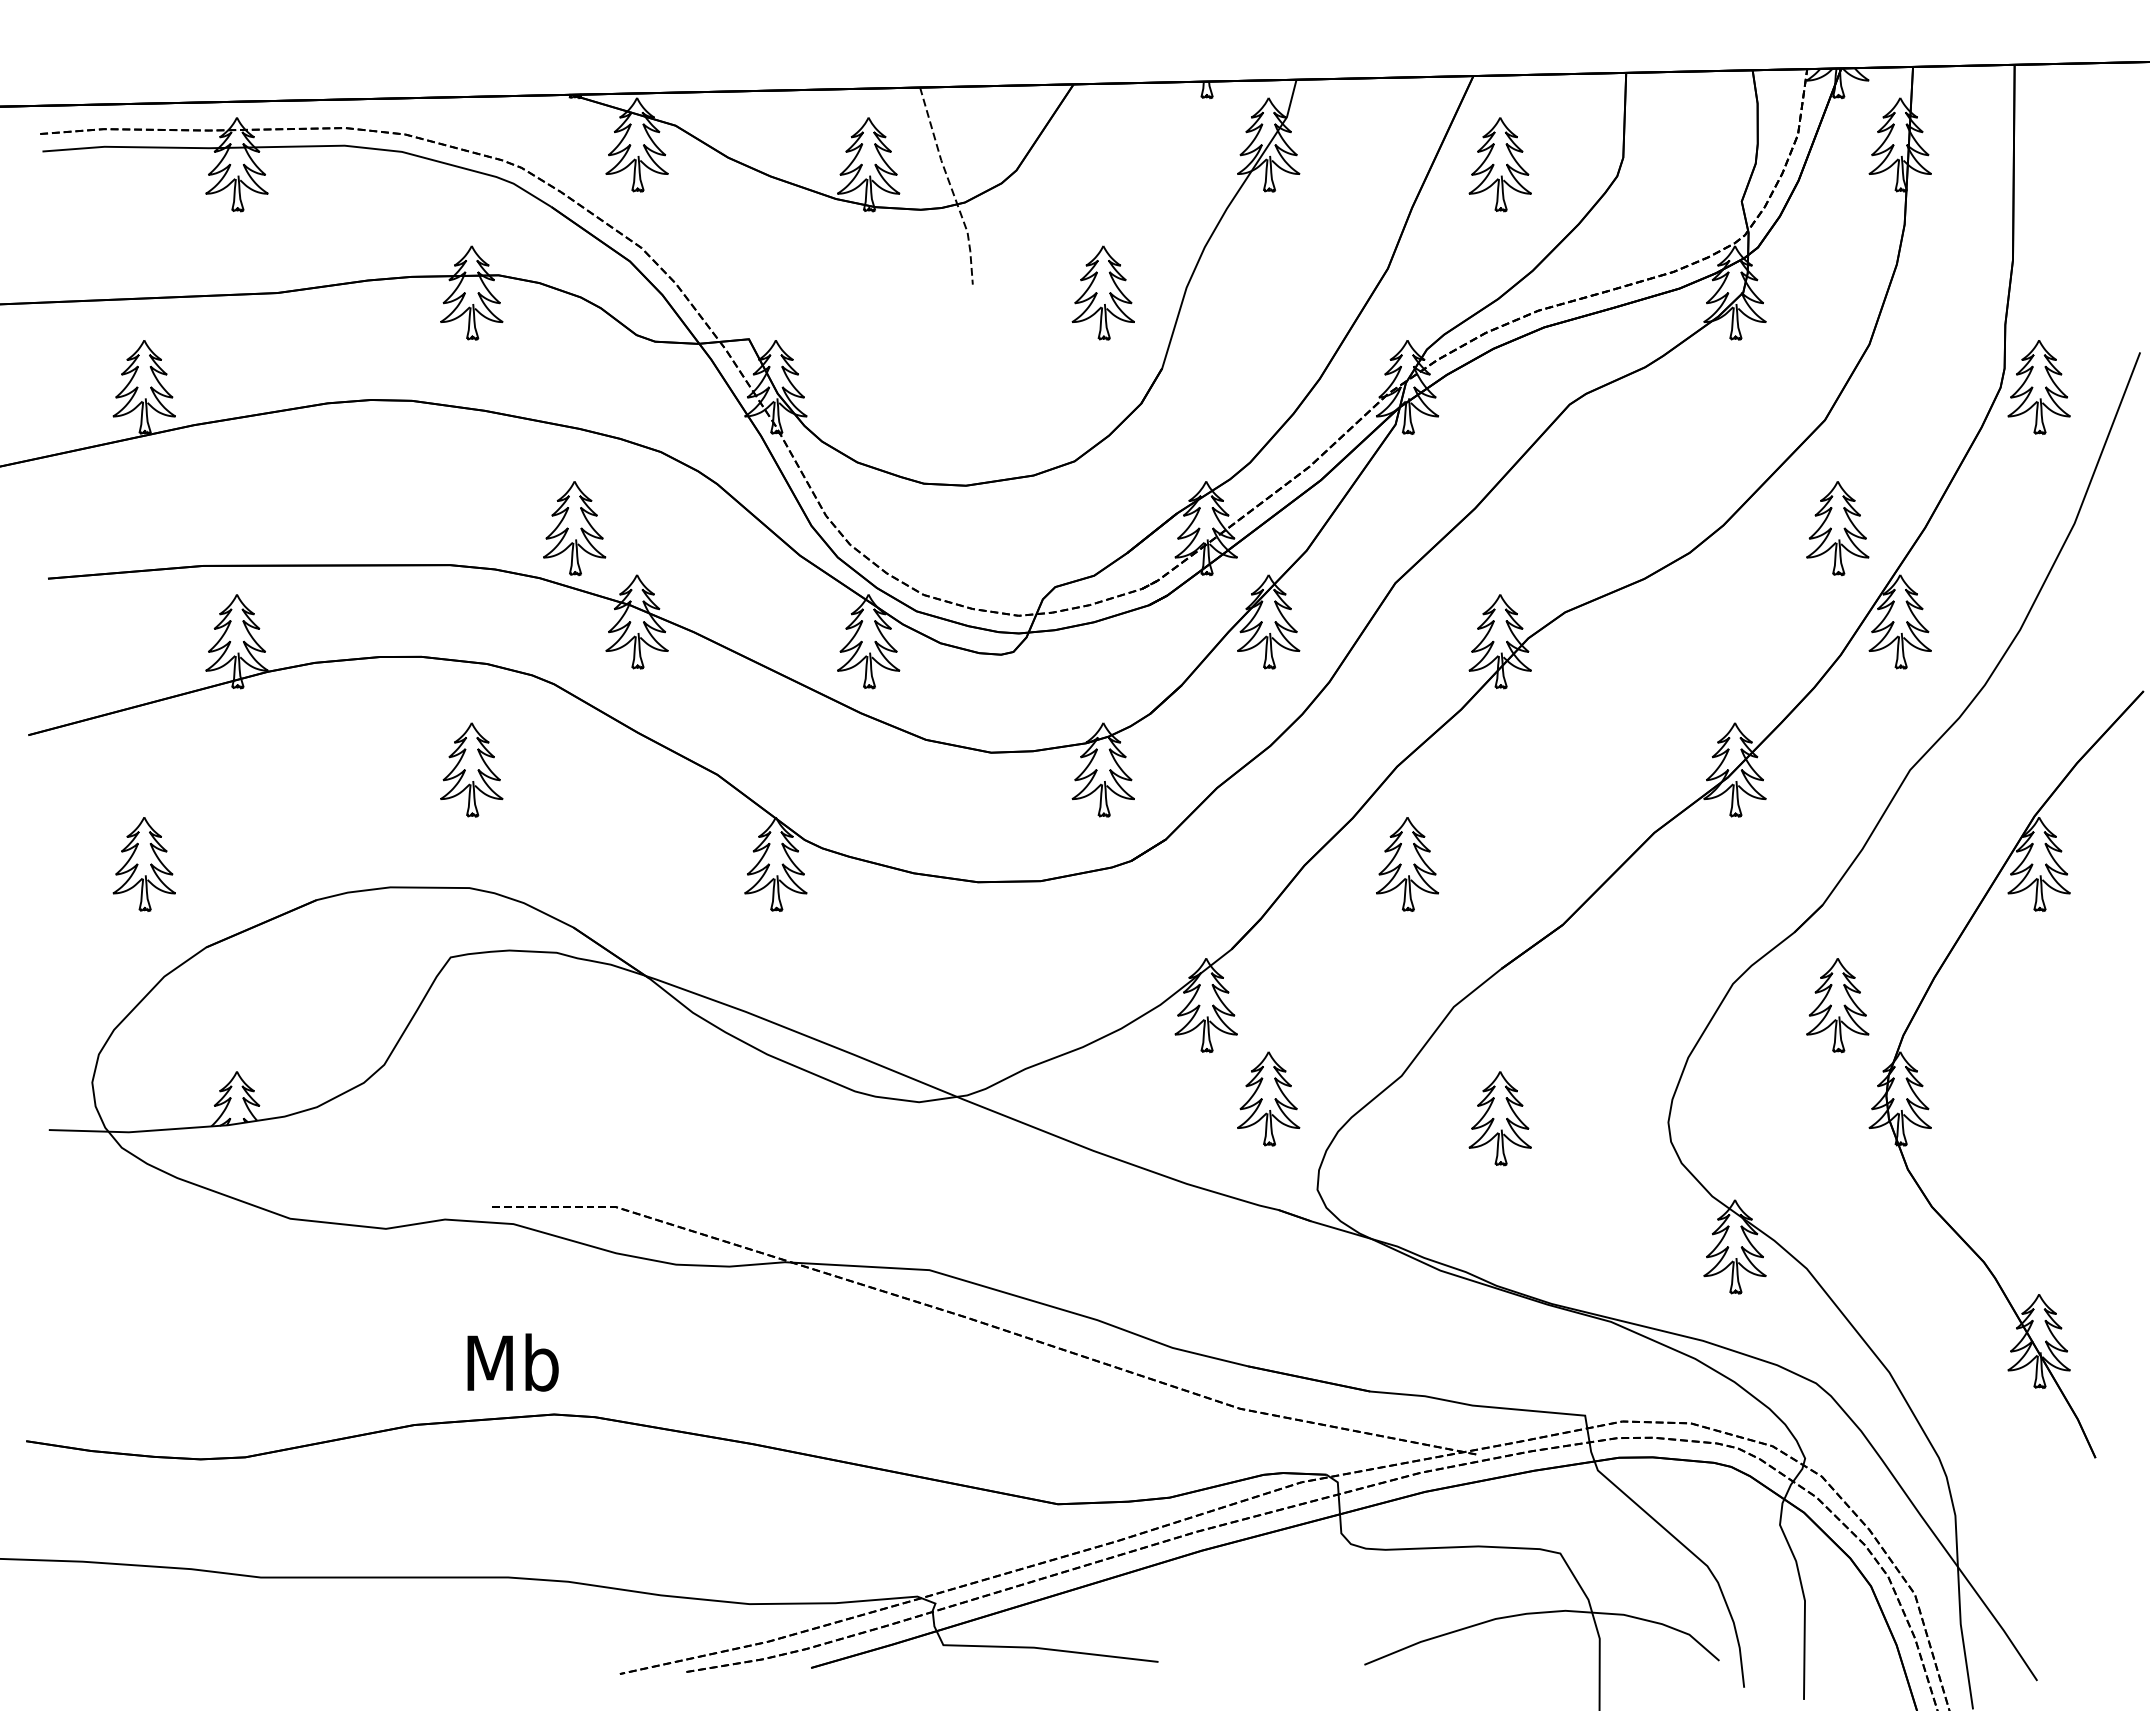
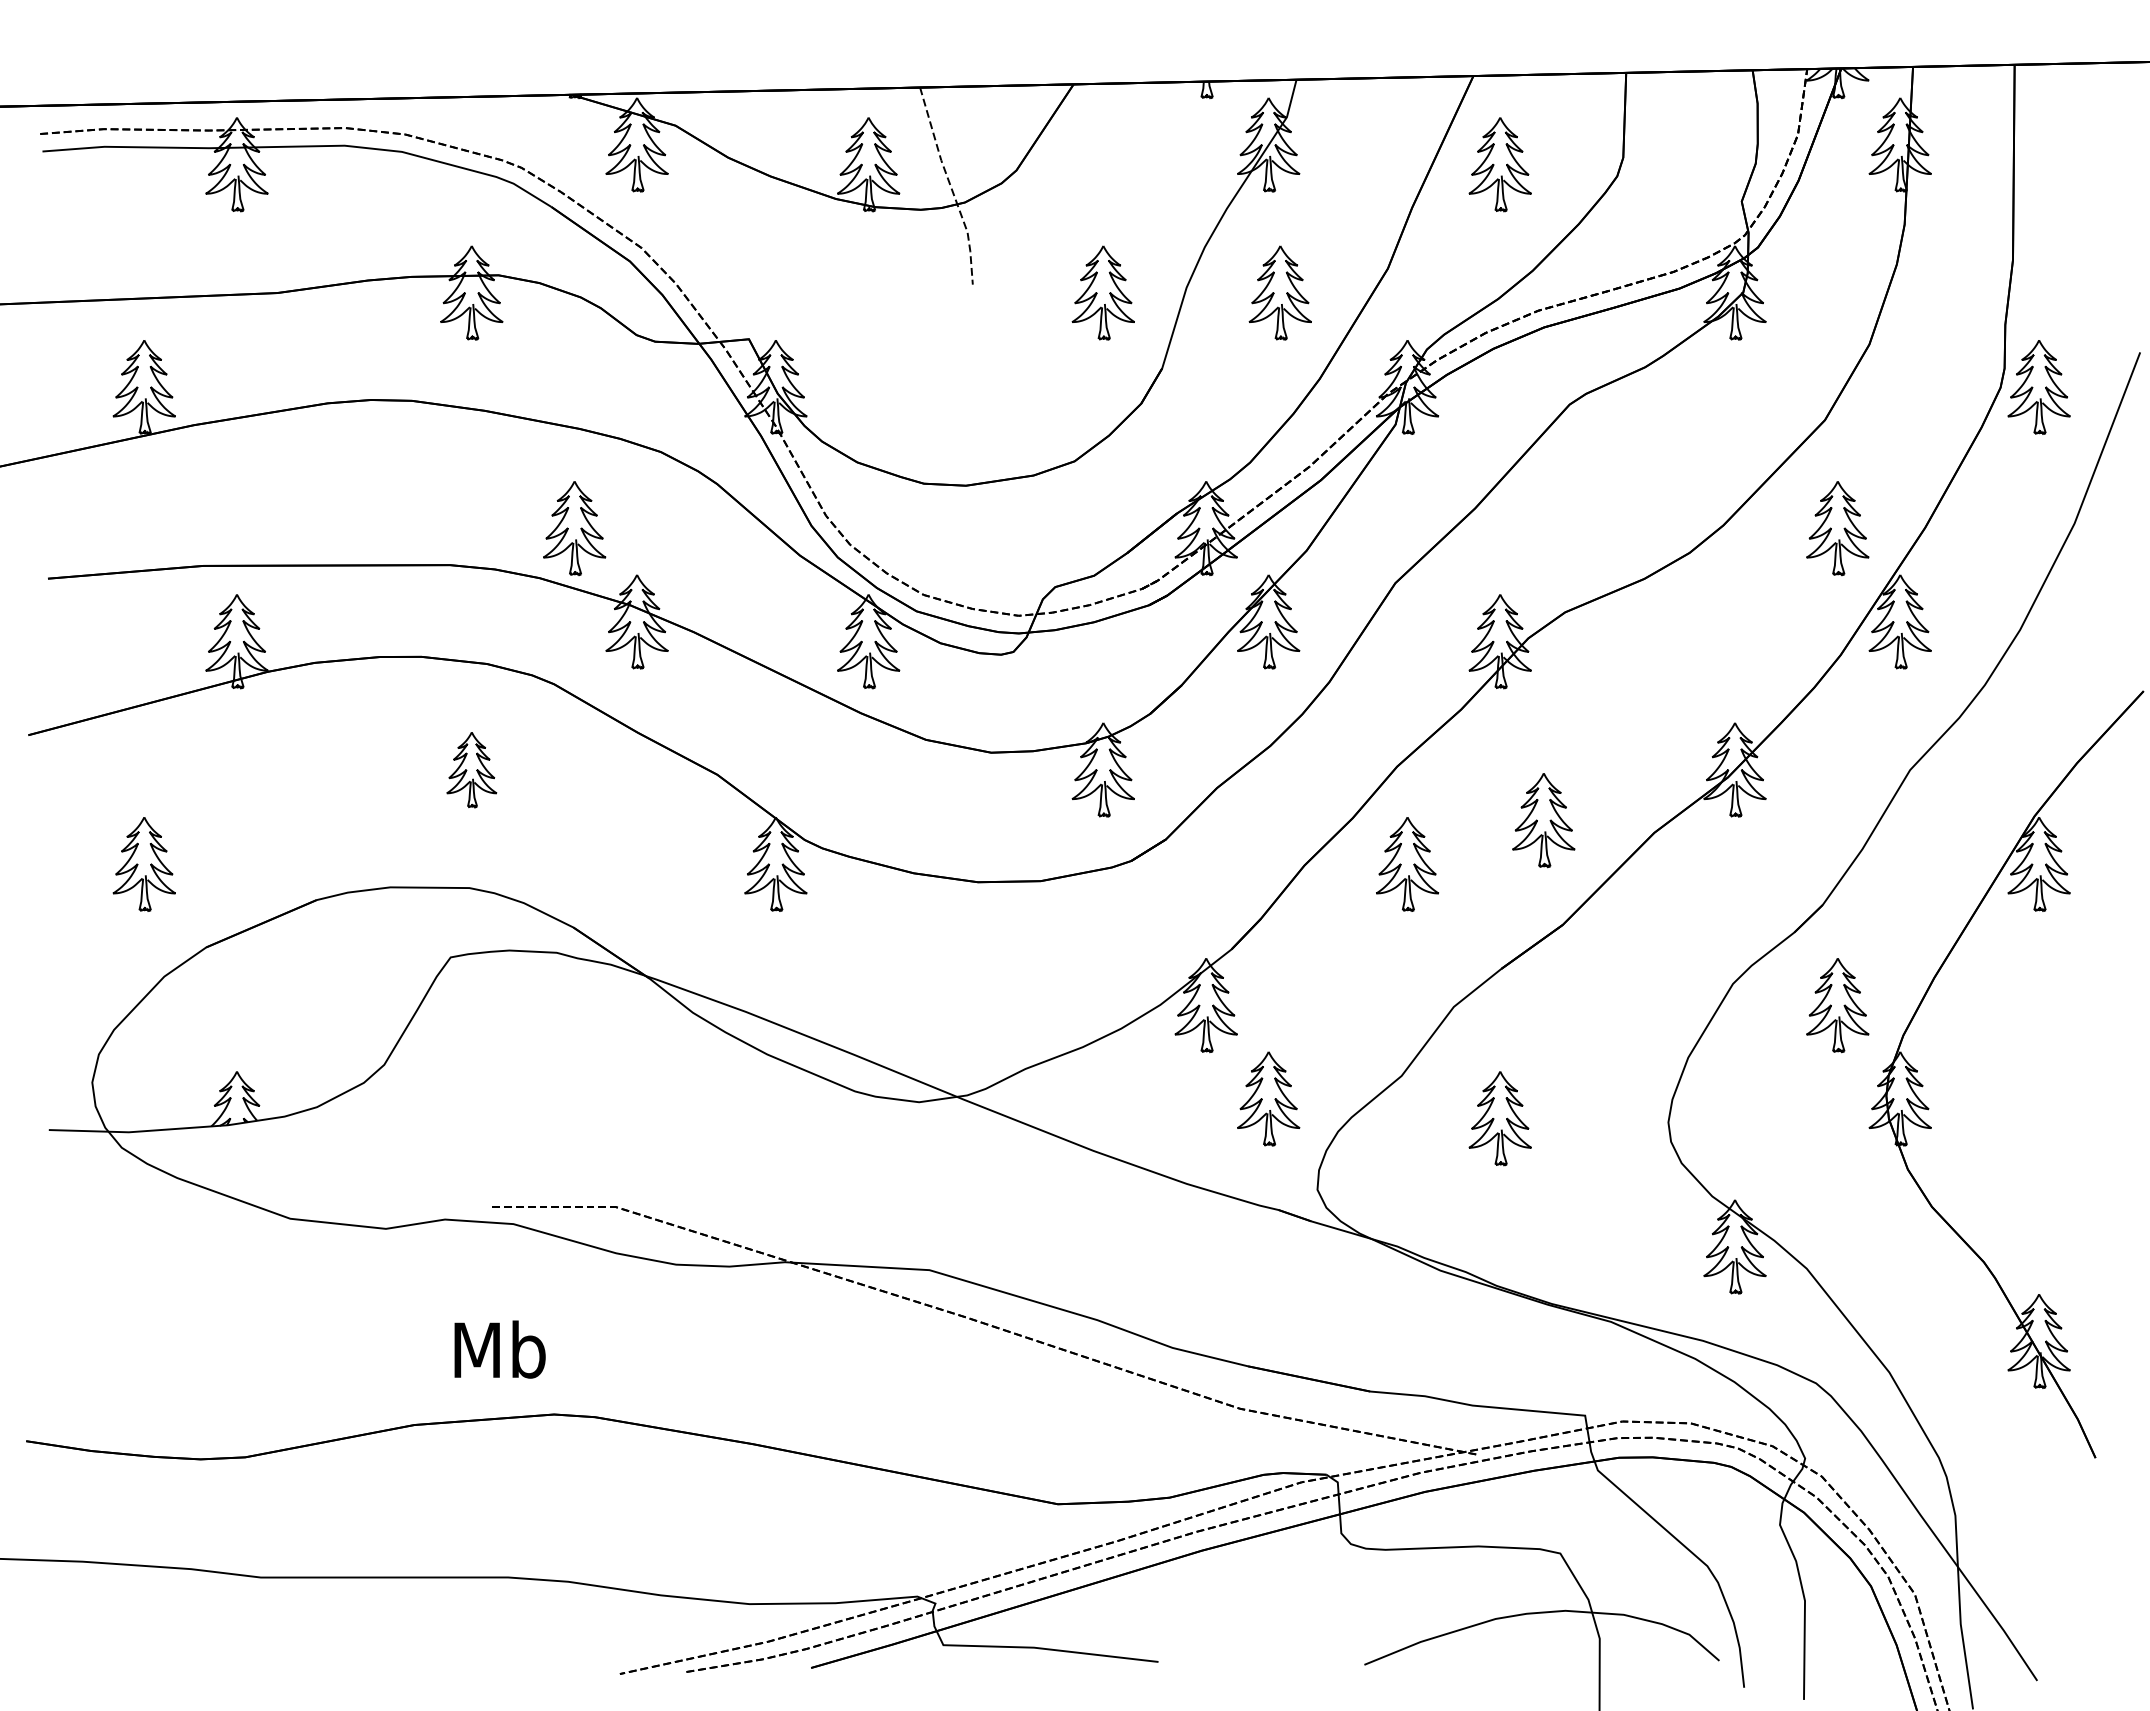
part: none -> present (1279, 292)
part size: 64x96 px -> 52x77 px (471, 770)
part: none -> present (1543, 820)
text position: (512, 1362) -> (499, 1349) (499, 1349)
